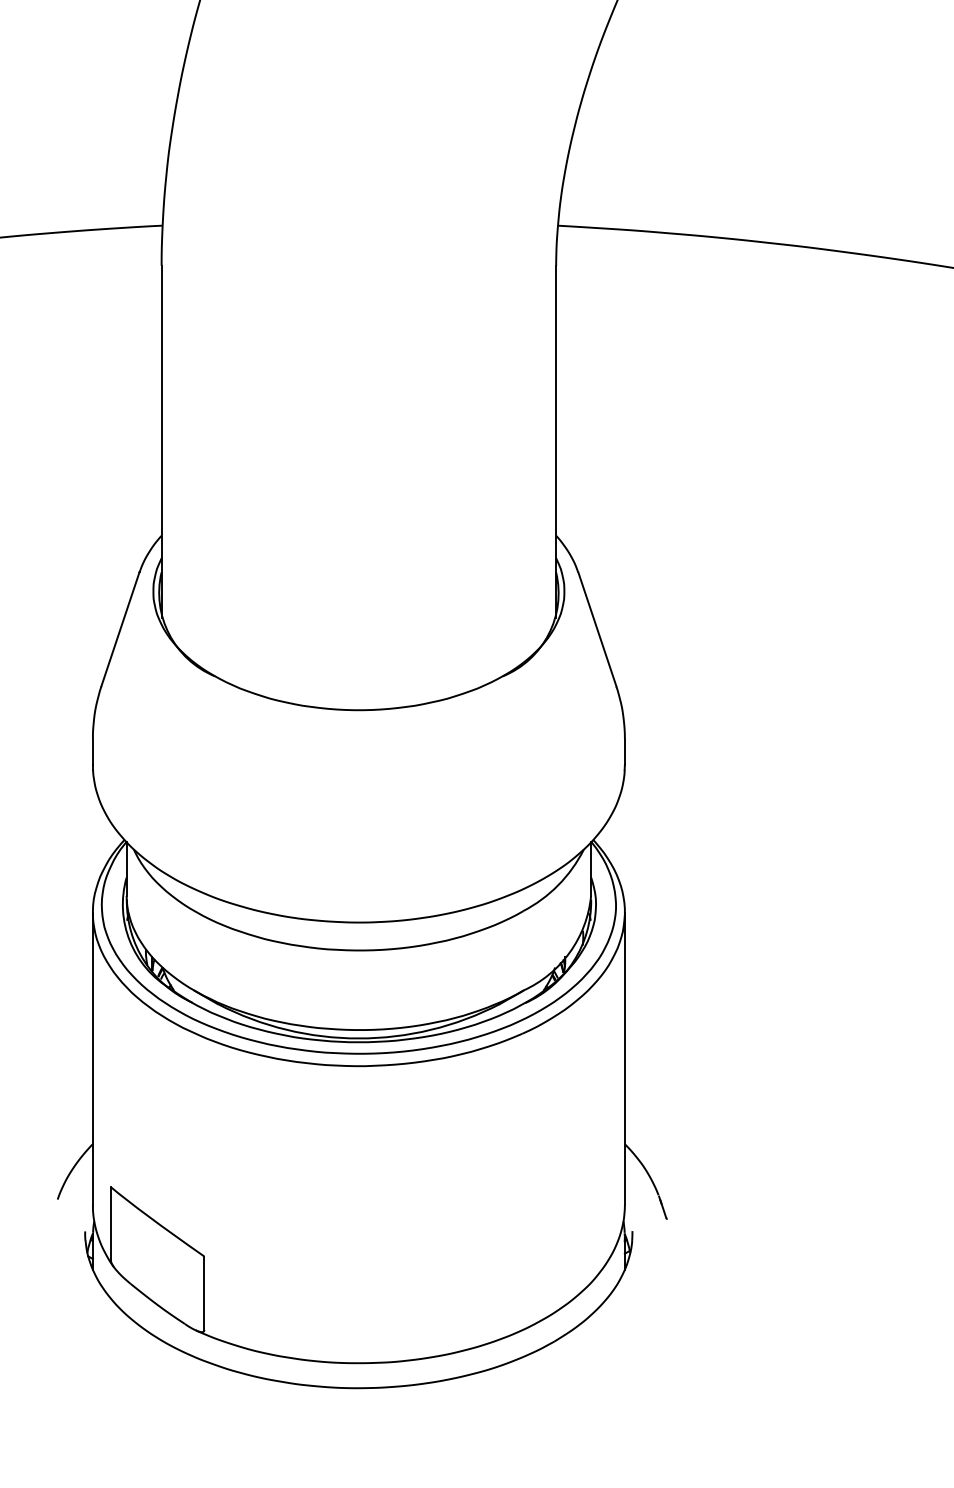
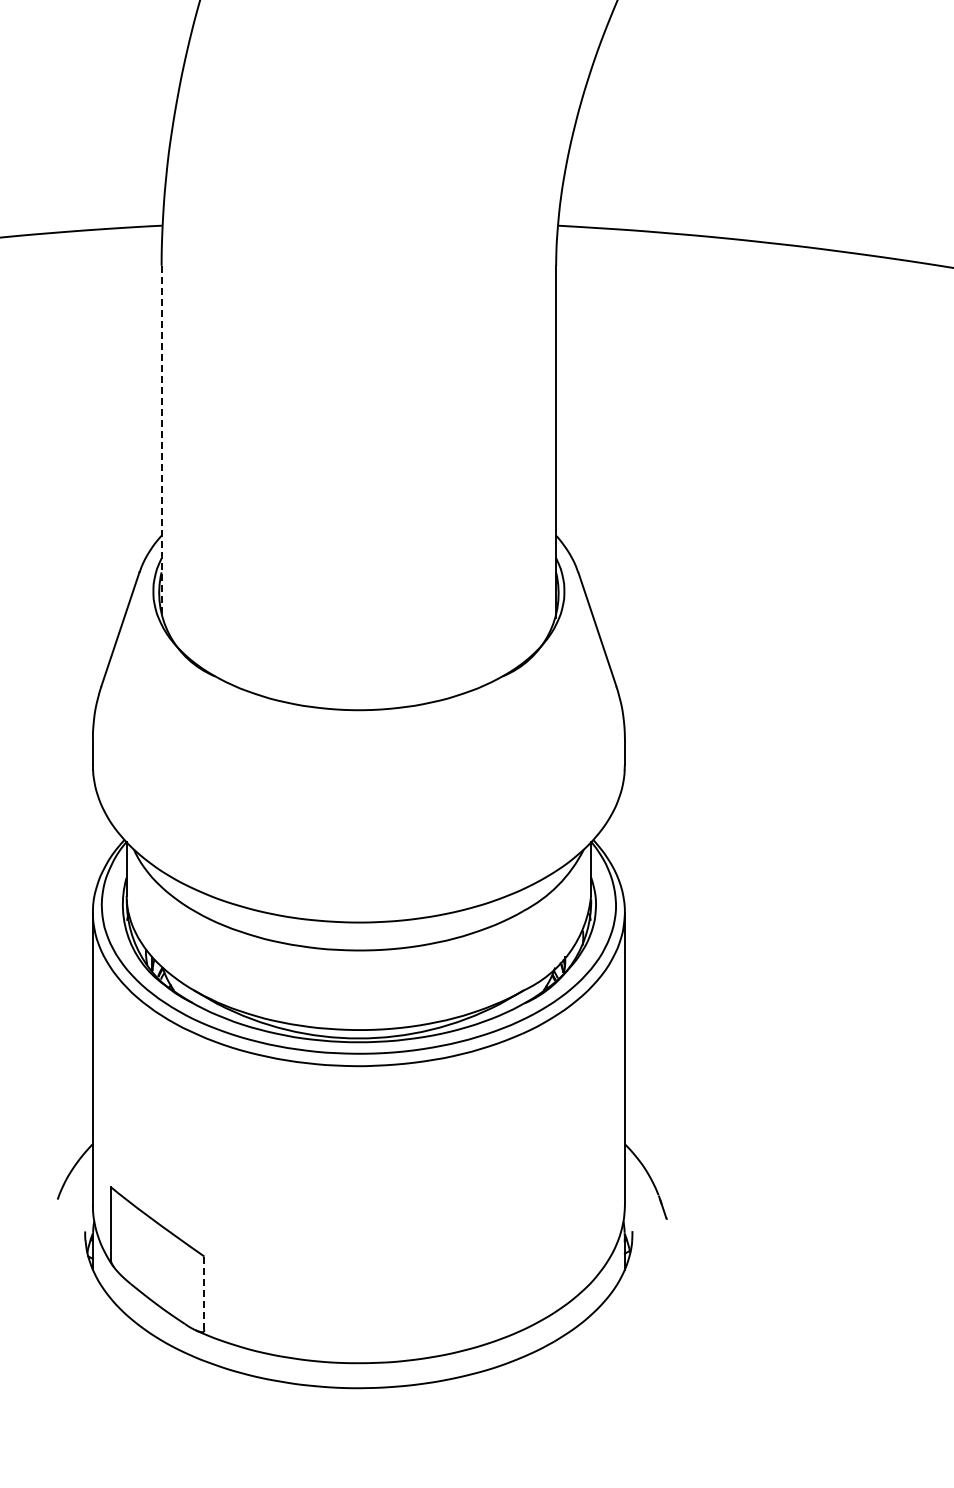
line: solid -> dashed (161, 441)
line: solid -> dashed (204, 1293)
